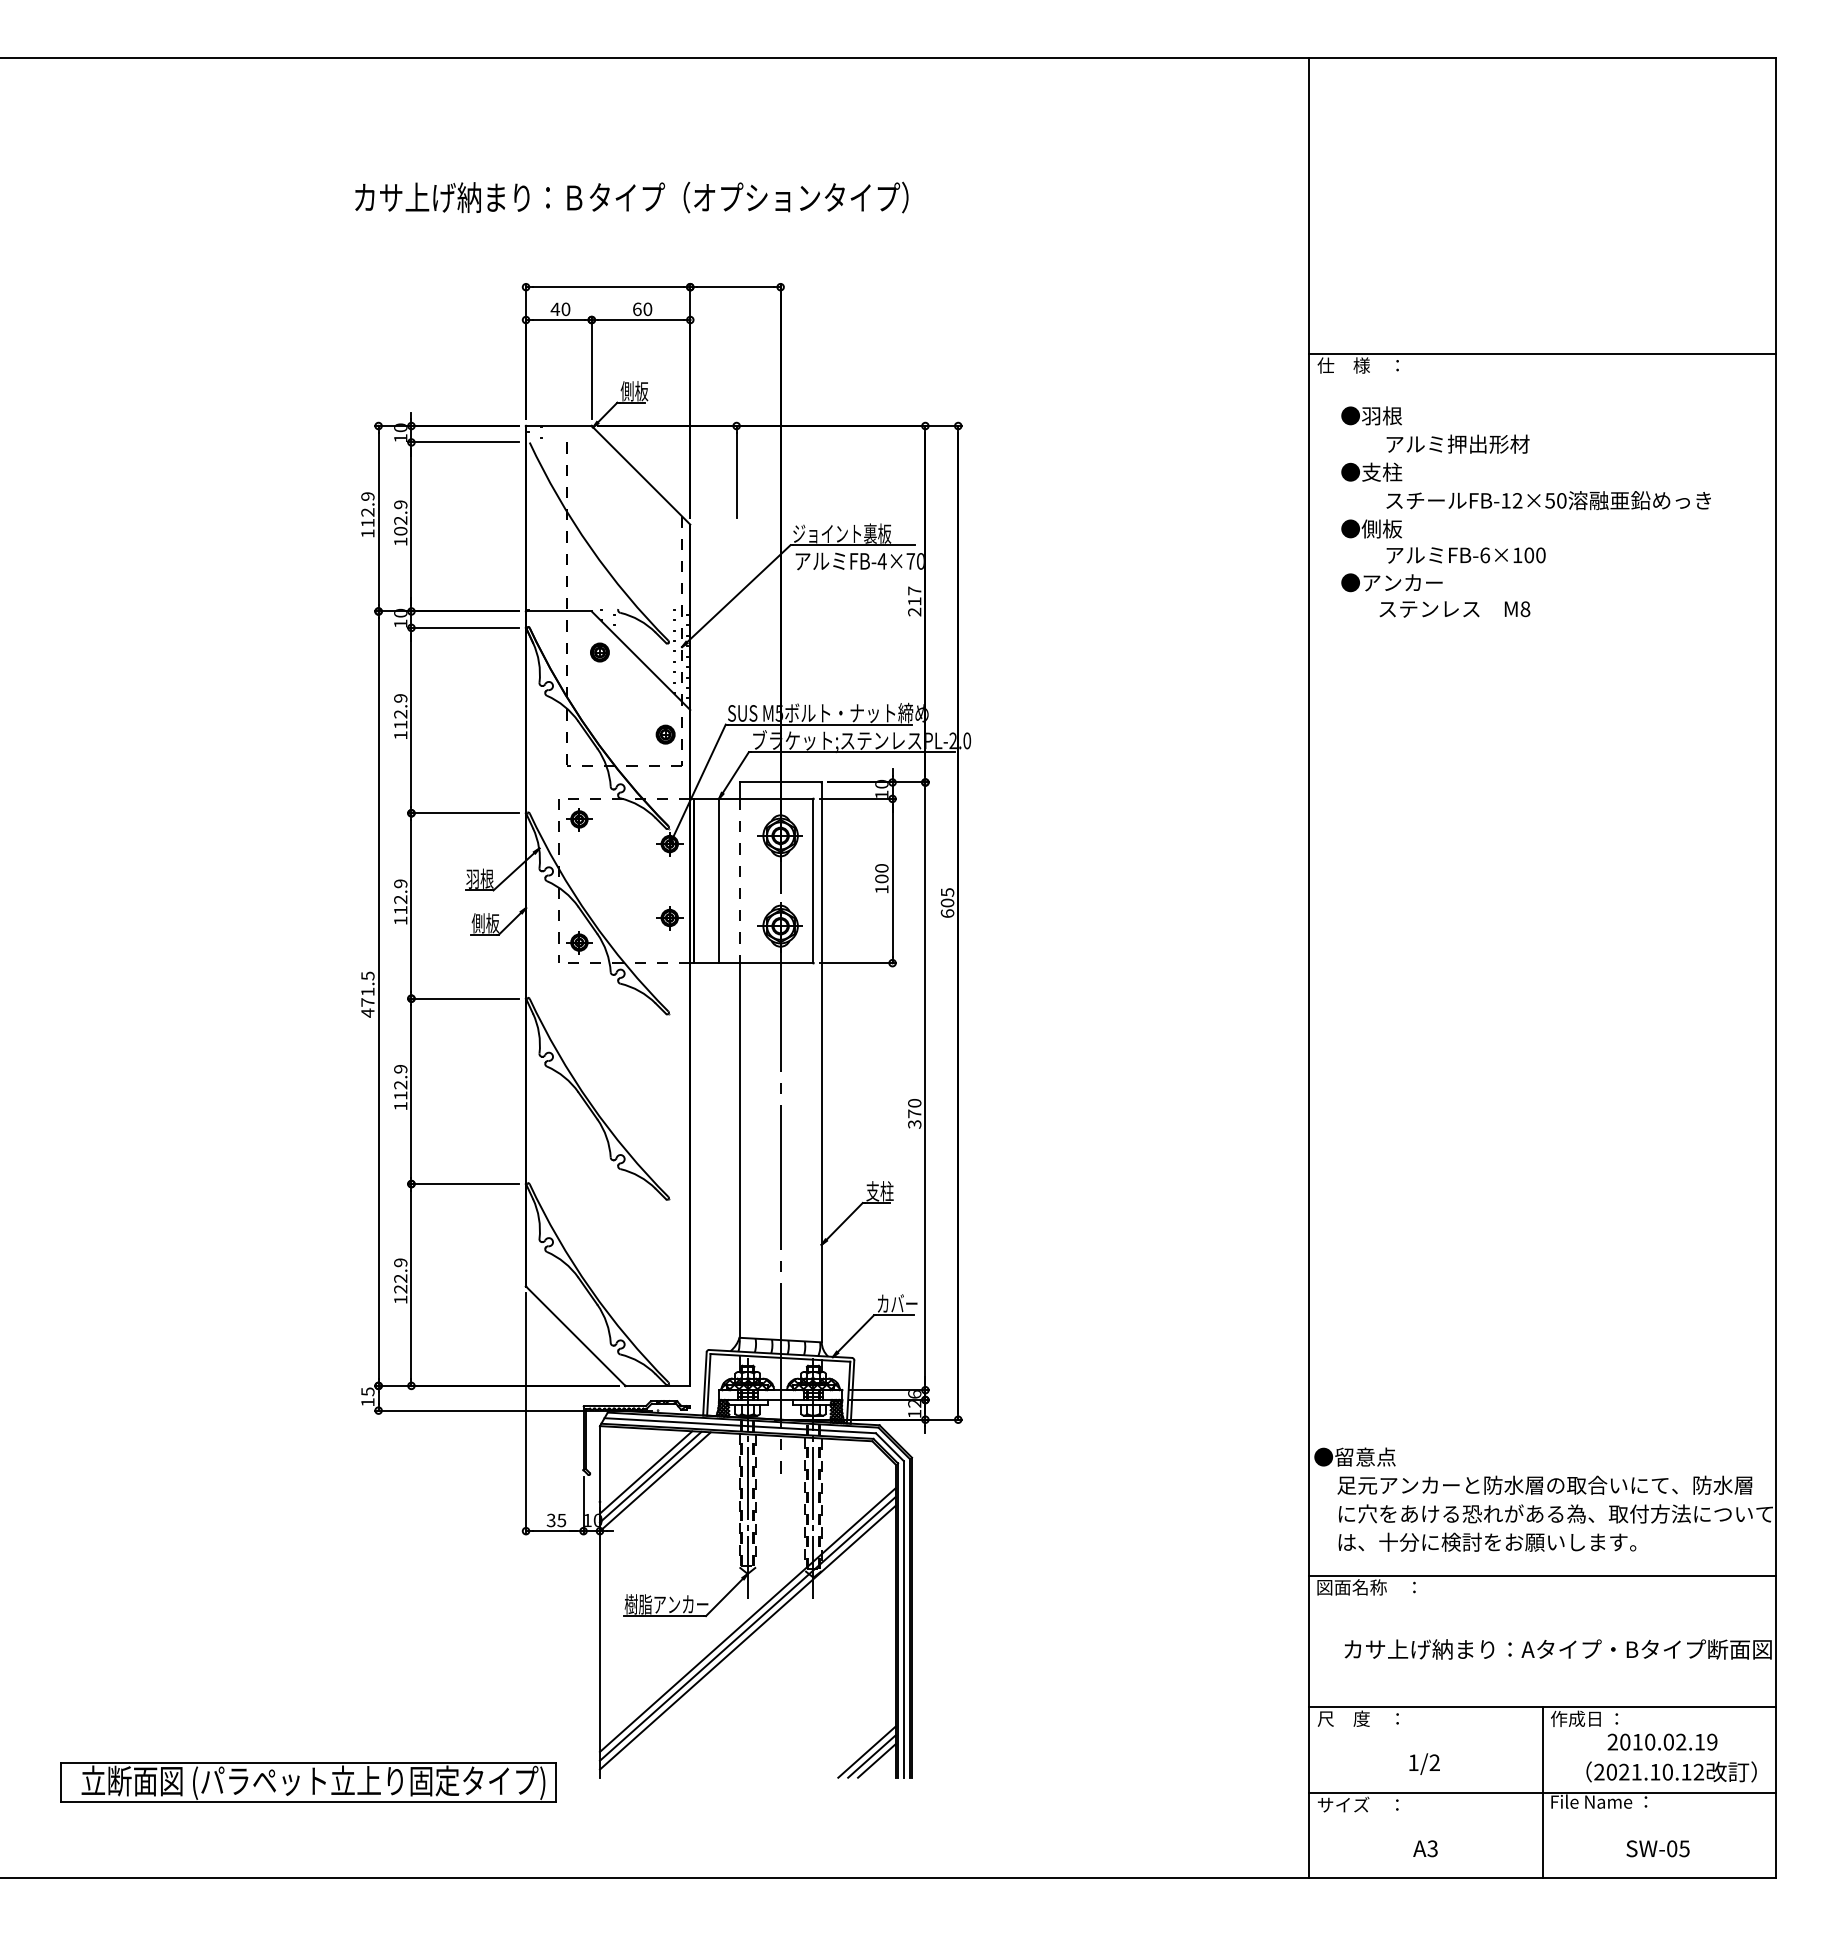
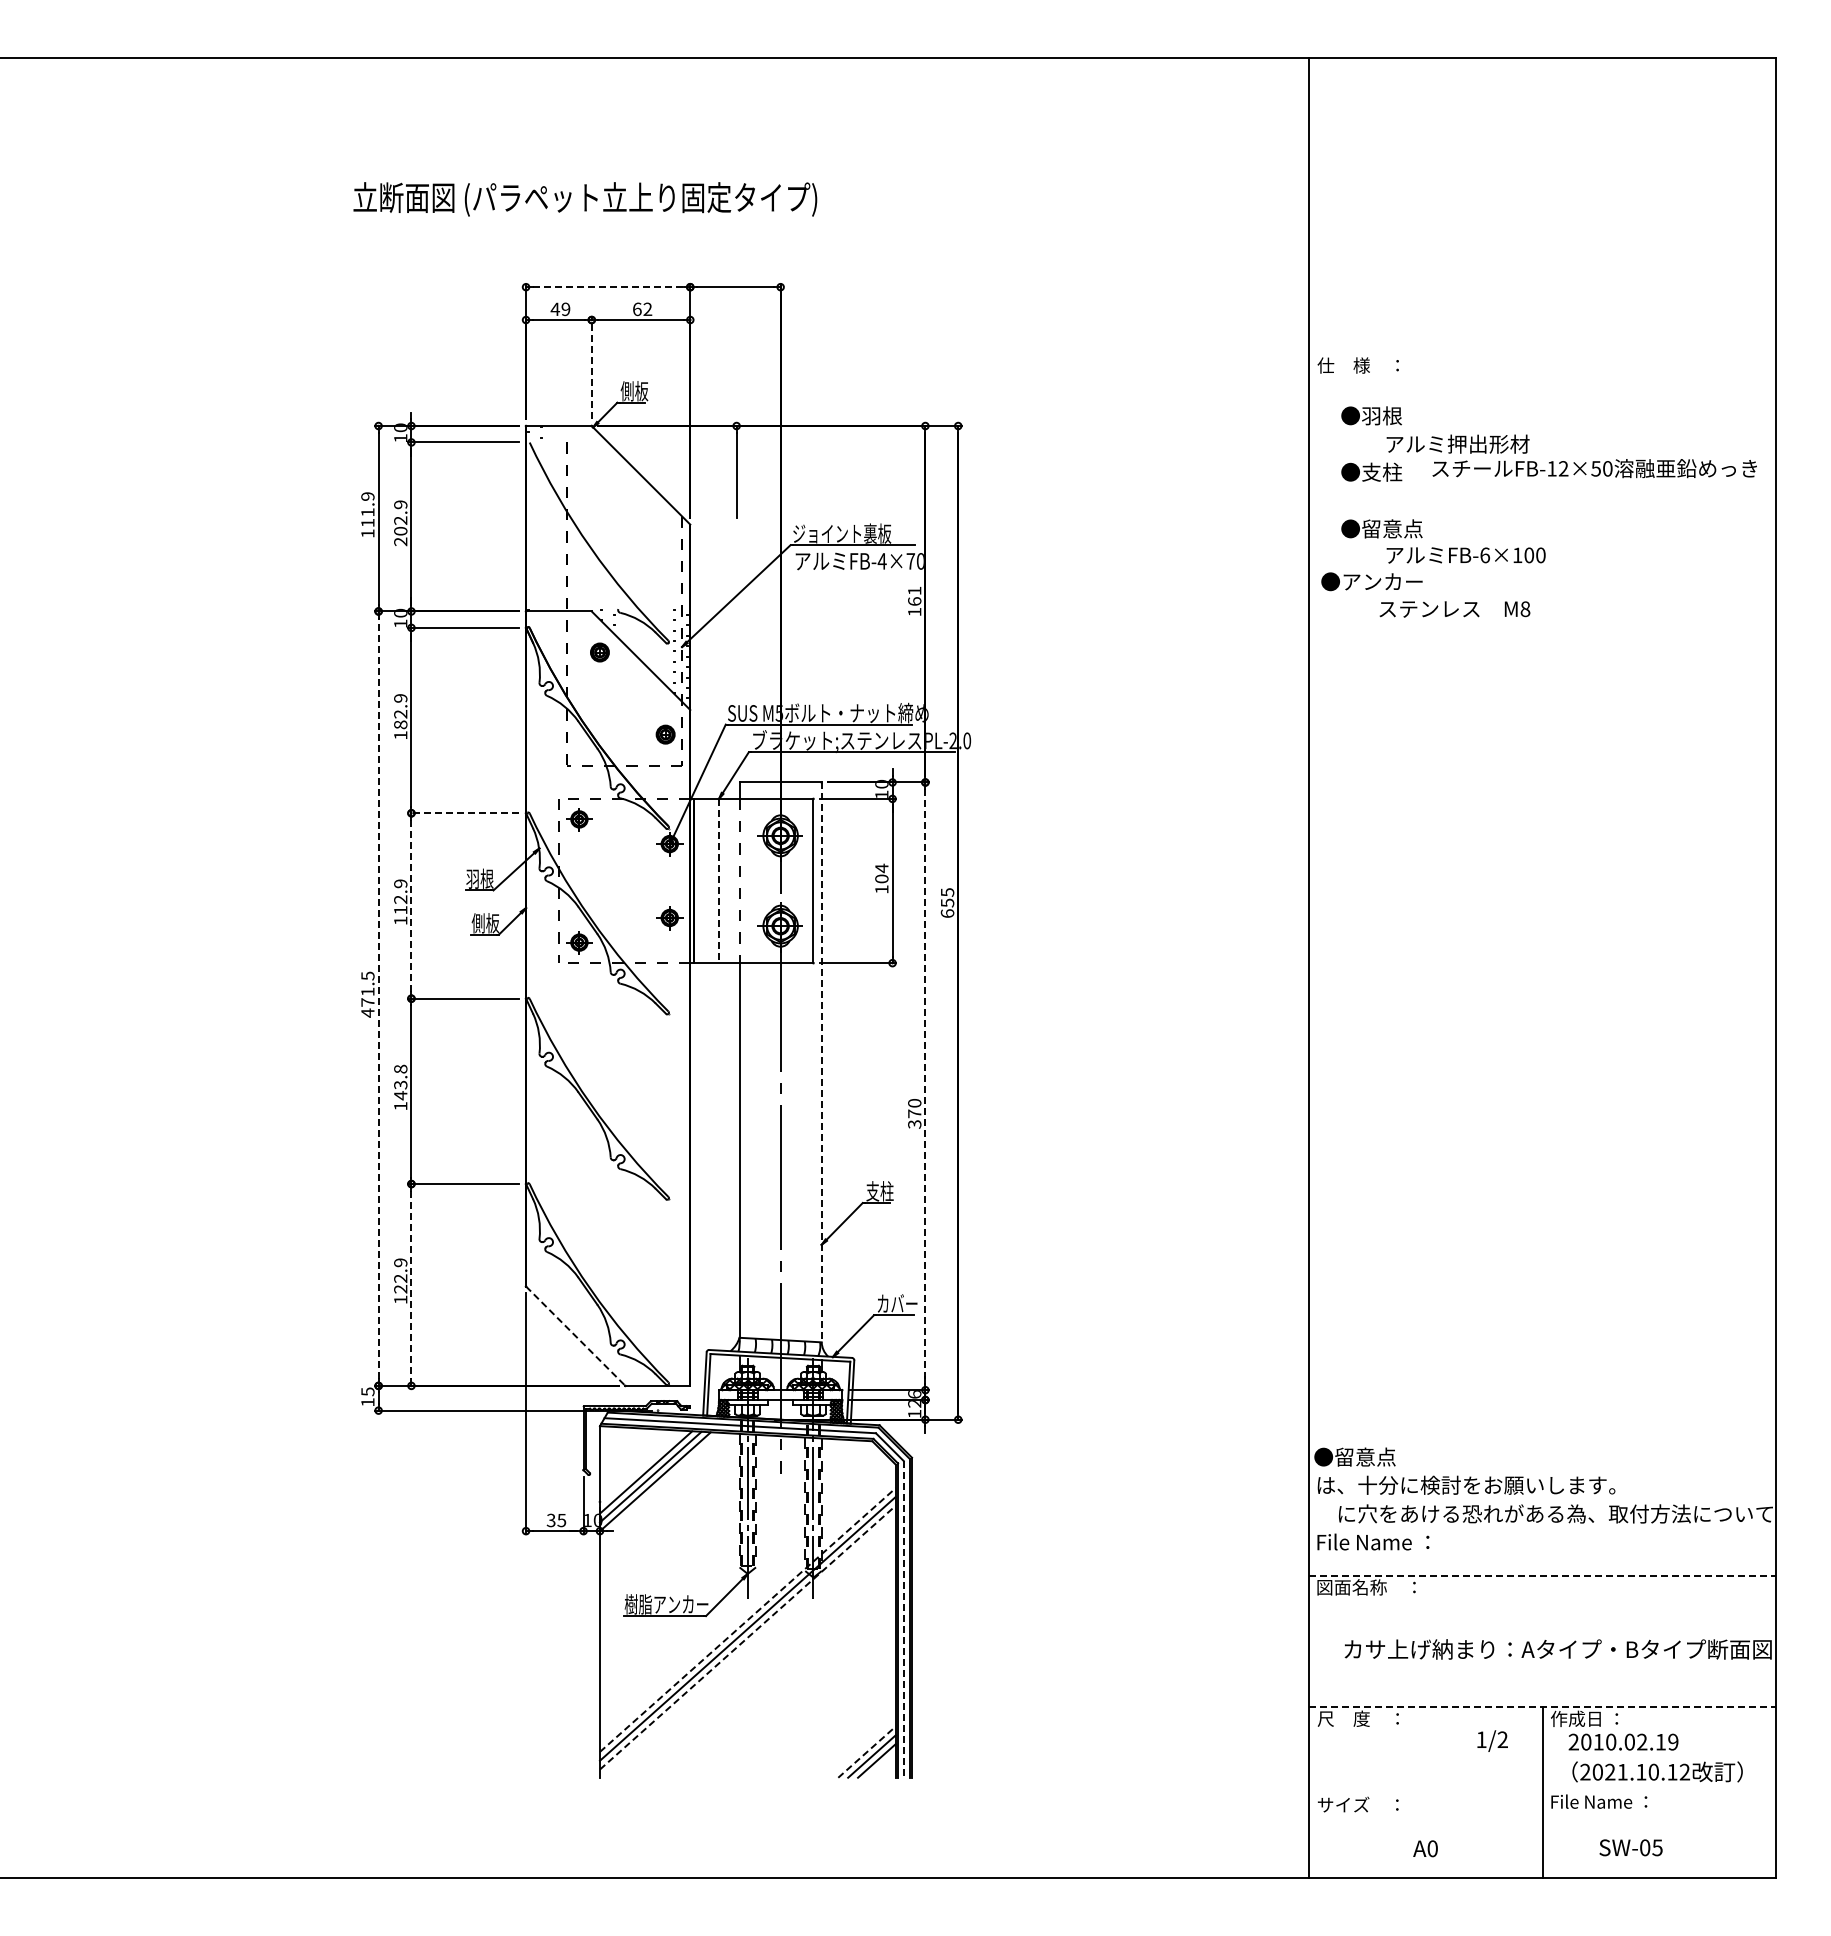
text: カサ上げ納まり：Ｂタイプ（オプションタイプ） -> 立断面図 (パラペット立上り固定タイプ) (630, 198)
line: solid -> dashed (608, 287)
text: 40 -> 49 (565, 309)
text: 60 -> 62 (647, 309)
line: present -> none (1542, 353)
line: solid -> dashed (591, 367)
text position: (1548, 500) -> (1594, 468) (1594, 468)
text: 112.9 -> 111.9 (367, 512)
text: ●側板 -> ●留意点 (1391, 528)
text: 102.9 -> 202.9 (400, 541)
text position: (1391, 582) -> (1371, 581) (1371, 581)
text: 217 -> 161 (914, 601)
text: 112.9 -> 182.9 (400, 724)
line: solid -> dashed (463, 813)
text: 100 -> 104 (881, 868)
line: solid -> dashed (719, 881)
text: 605 -> 655 (947, 902)
line: solid -> dashed (411, 906)
line: solid -> dashed (378, 998)
line: solid -> dashed (821, 1062)
text: 112.9 -> 143.8 (400, 1082)
line: solid -> dashed (925, 1086)
line: solid -> dashed (411, 1285)
line: solid -> dashed (576, 1336)
text: 足元アンカーと防水層の取合いにて、防水層 -> は、十分に検討をお願いします。 (1534, 1484)
text: は、十分に検討をお願いします。 -> File Name ： (1476, 1541)
line: solid -> dashed (1543, 1575)
line: solid -> dashed (748, 1619)
line: solid -> dashed (903, 1619)
line: solid -> dashed (748, 1637)
line: solid -> dashed (1543, 1707)
text position: (1662, 1741) -> (1623, 1741) (1623, 1741)
line: solid -> dashed (867, 1751)
text position: (1424, 1763) -> (1492, 1740) (1492, 1740)
text position: (1671, 1771) -> (1657, 1771) (1657, 1771)
part: present -> none (308, 1782)
line: present -> none (1542, 1792)
text: A3 -> A0 (1432, 1848)
text position: (1657, 1848) -> (1630, 1847) (1630, 1847)
